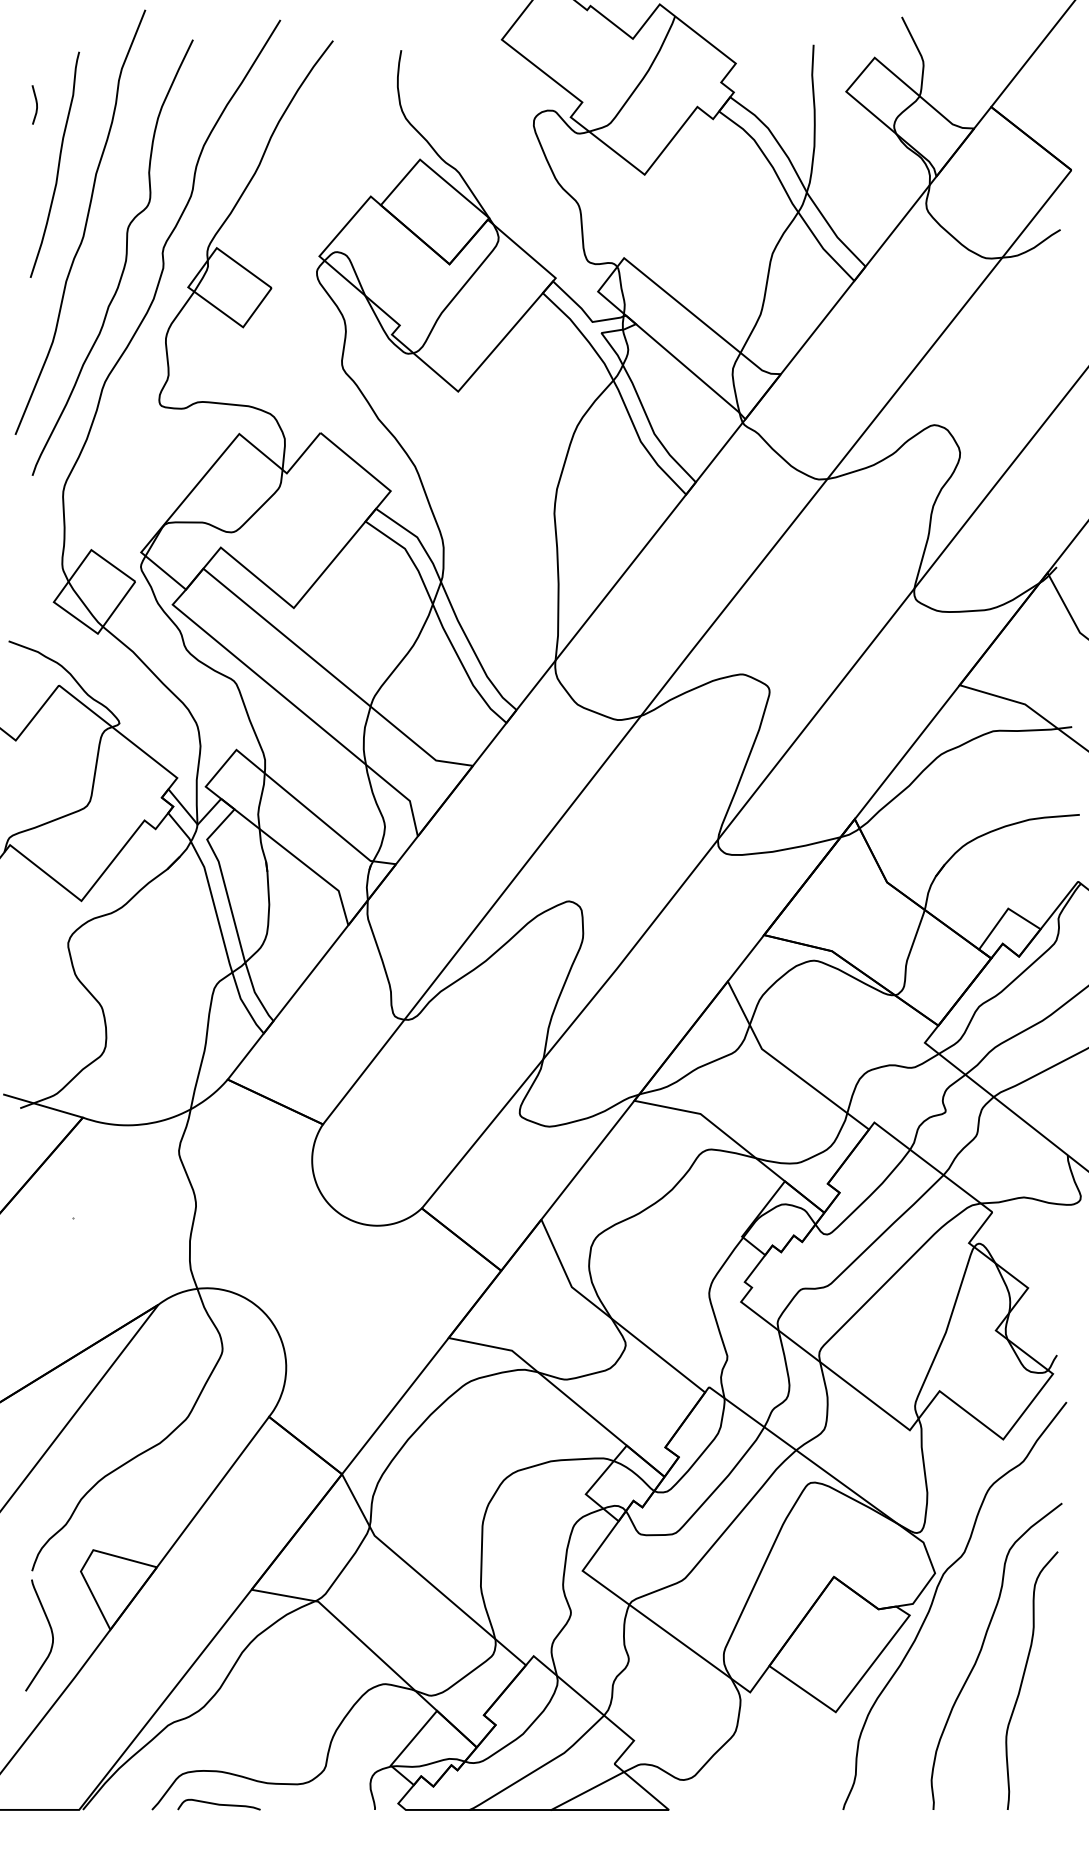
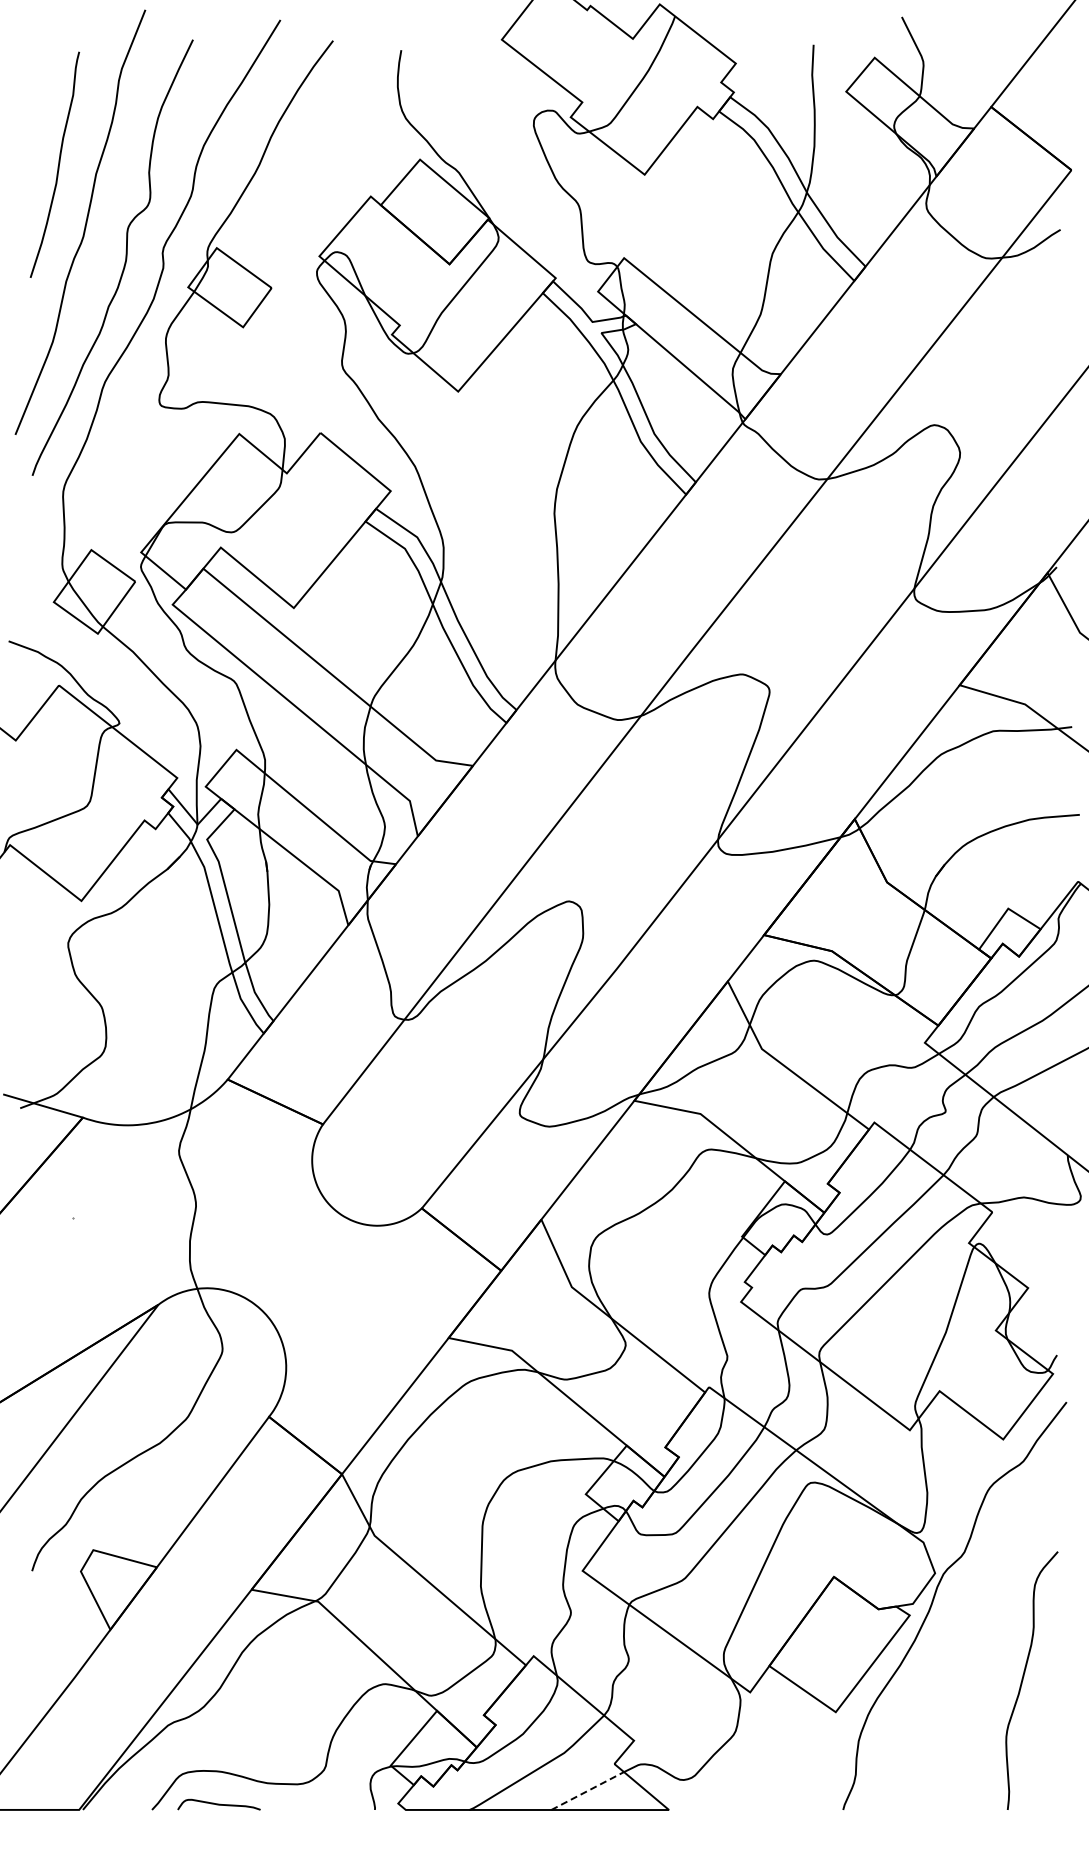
curve: present -> none (36, 104)
curve: present -> none (51, 1635)
curve: present -> none (982, 1649)
line: solid -> dashed (587, 1791)
